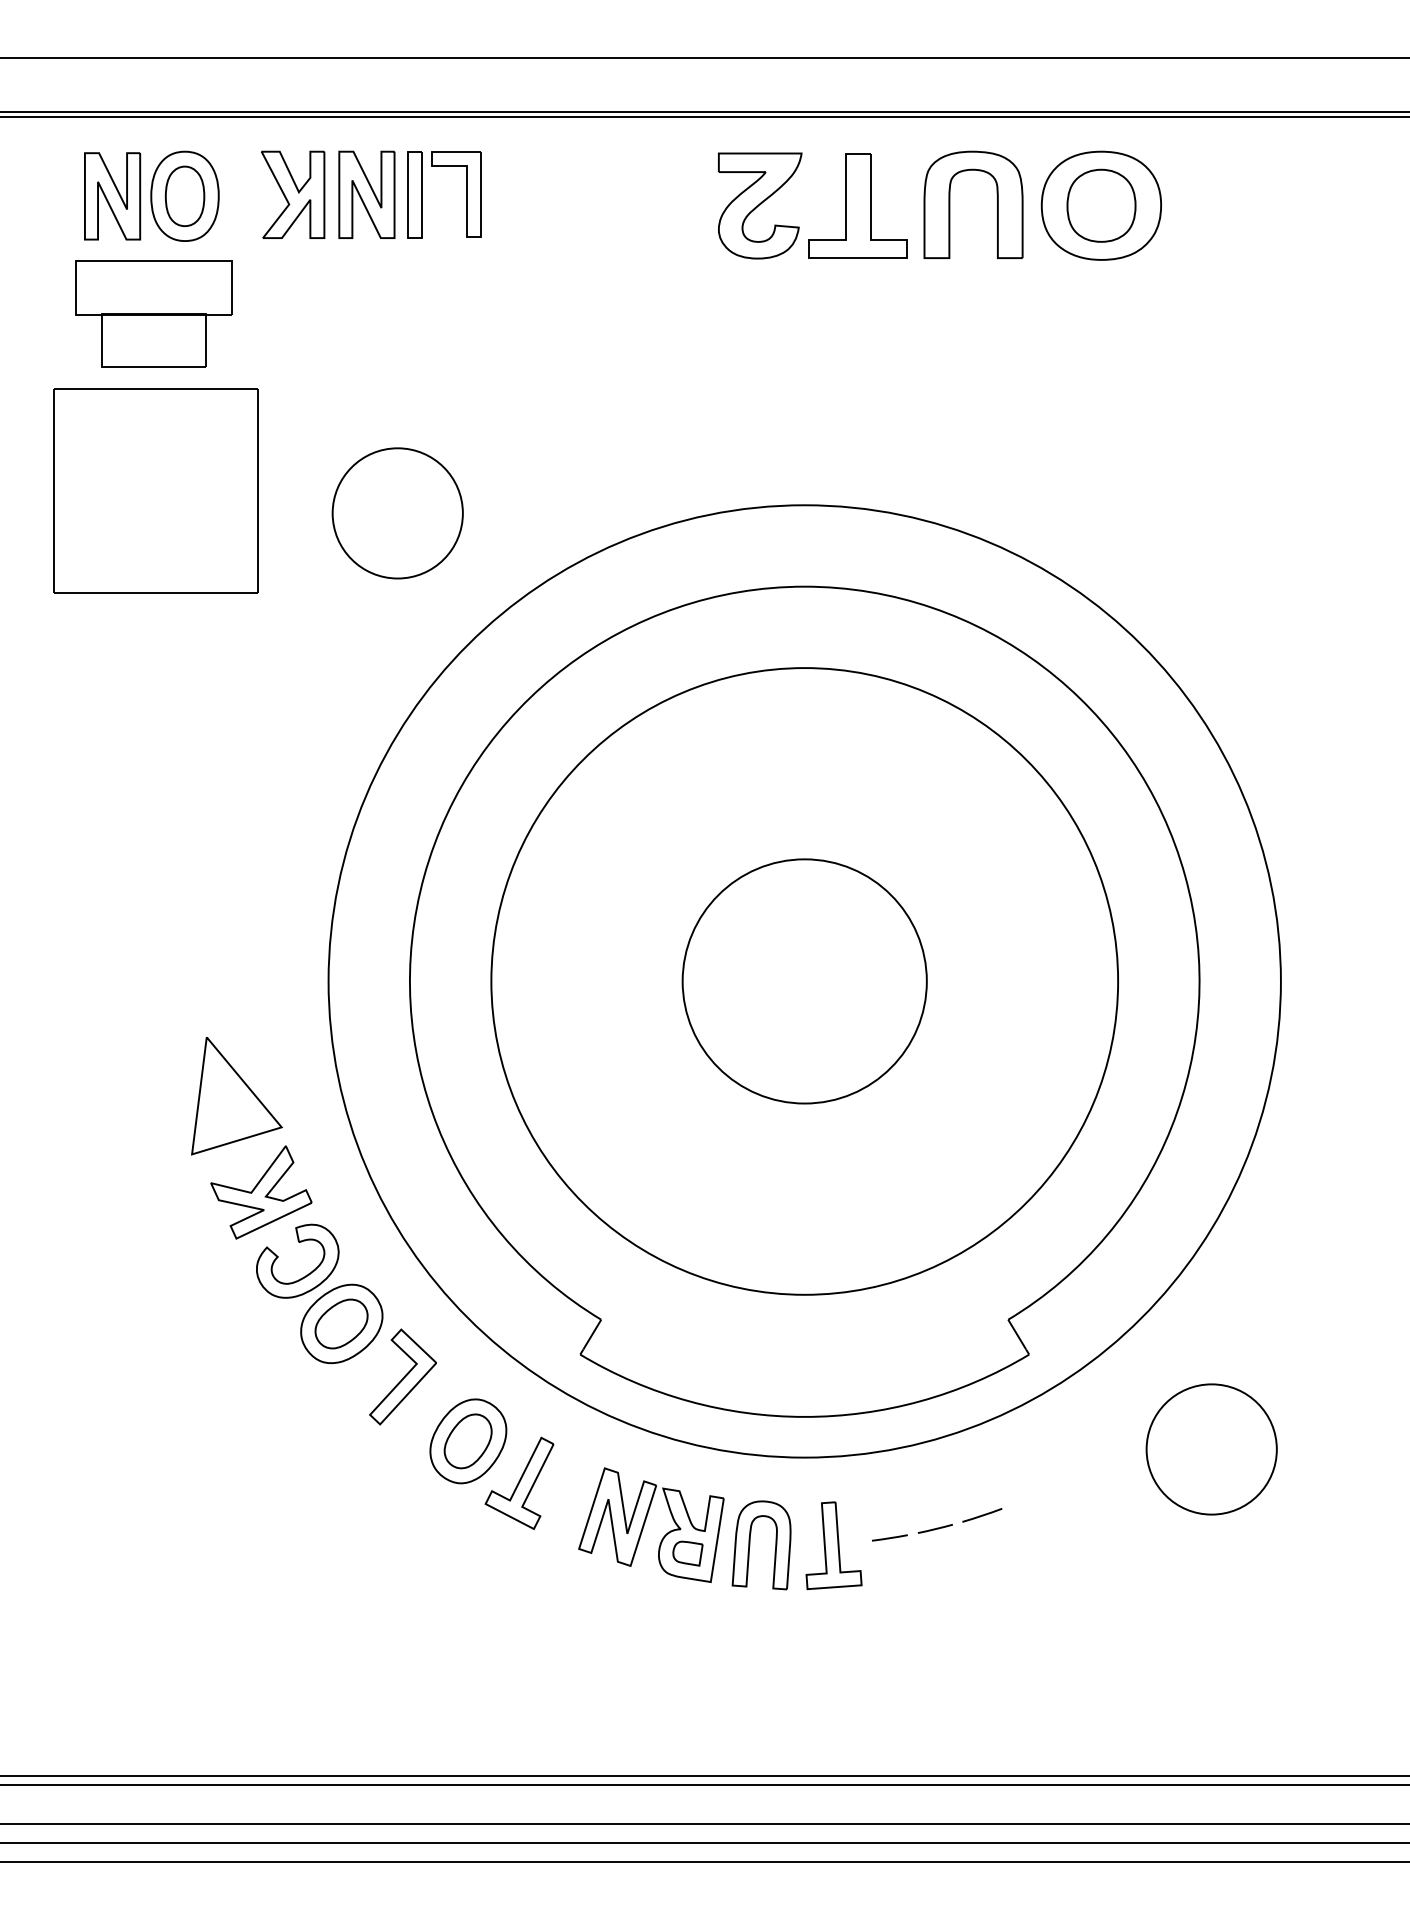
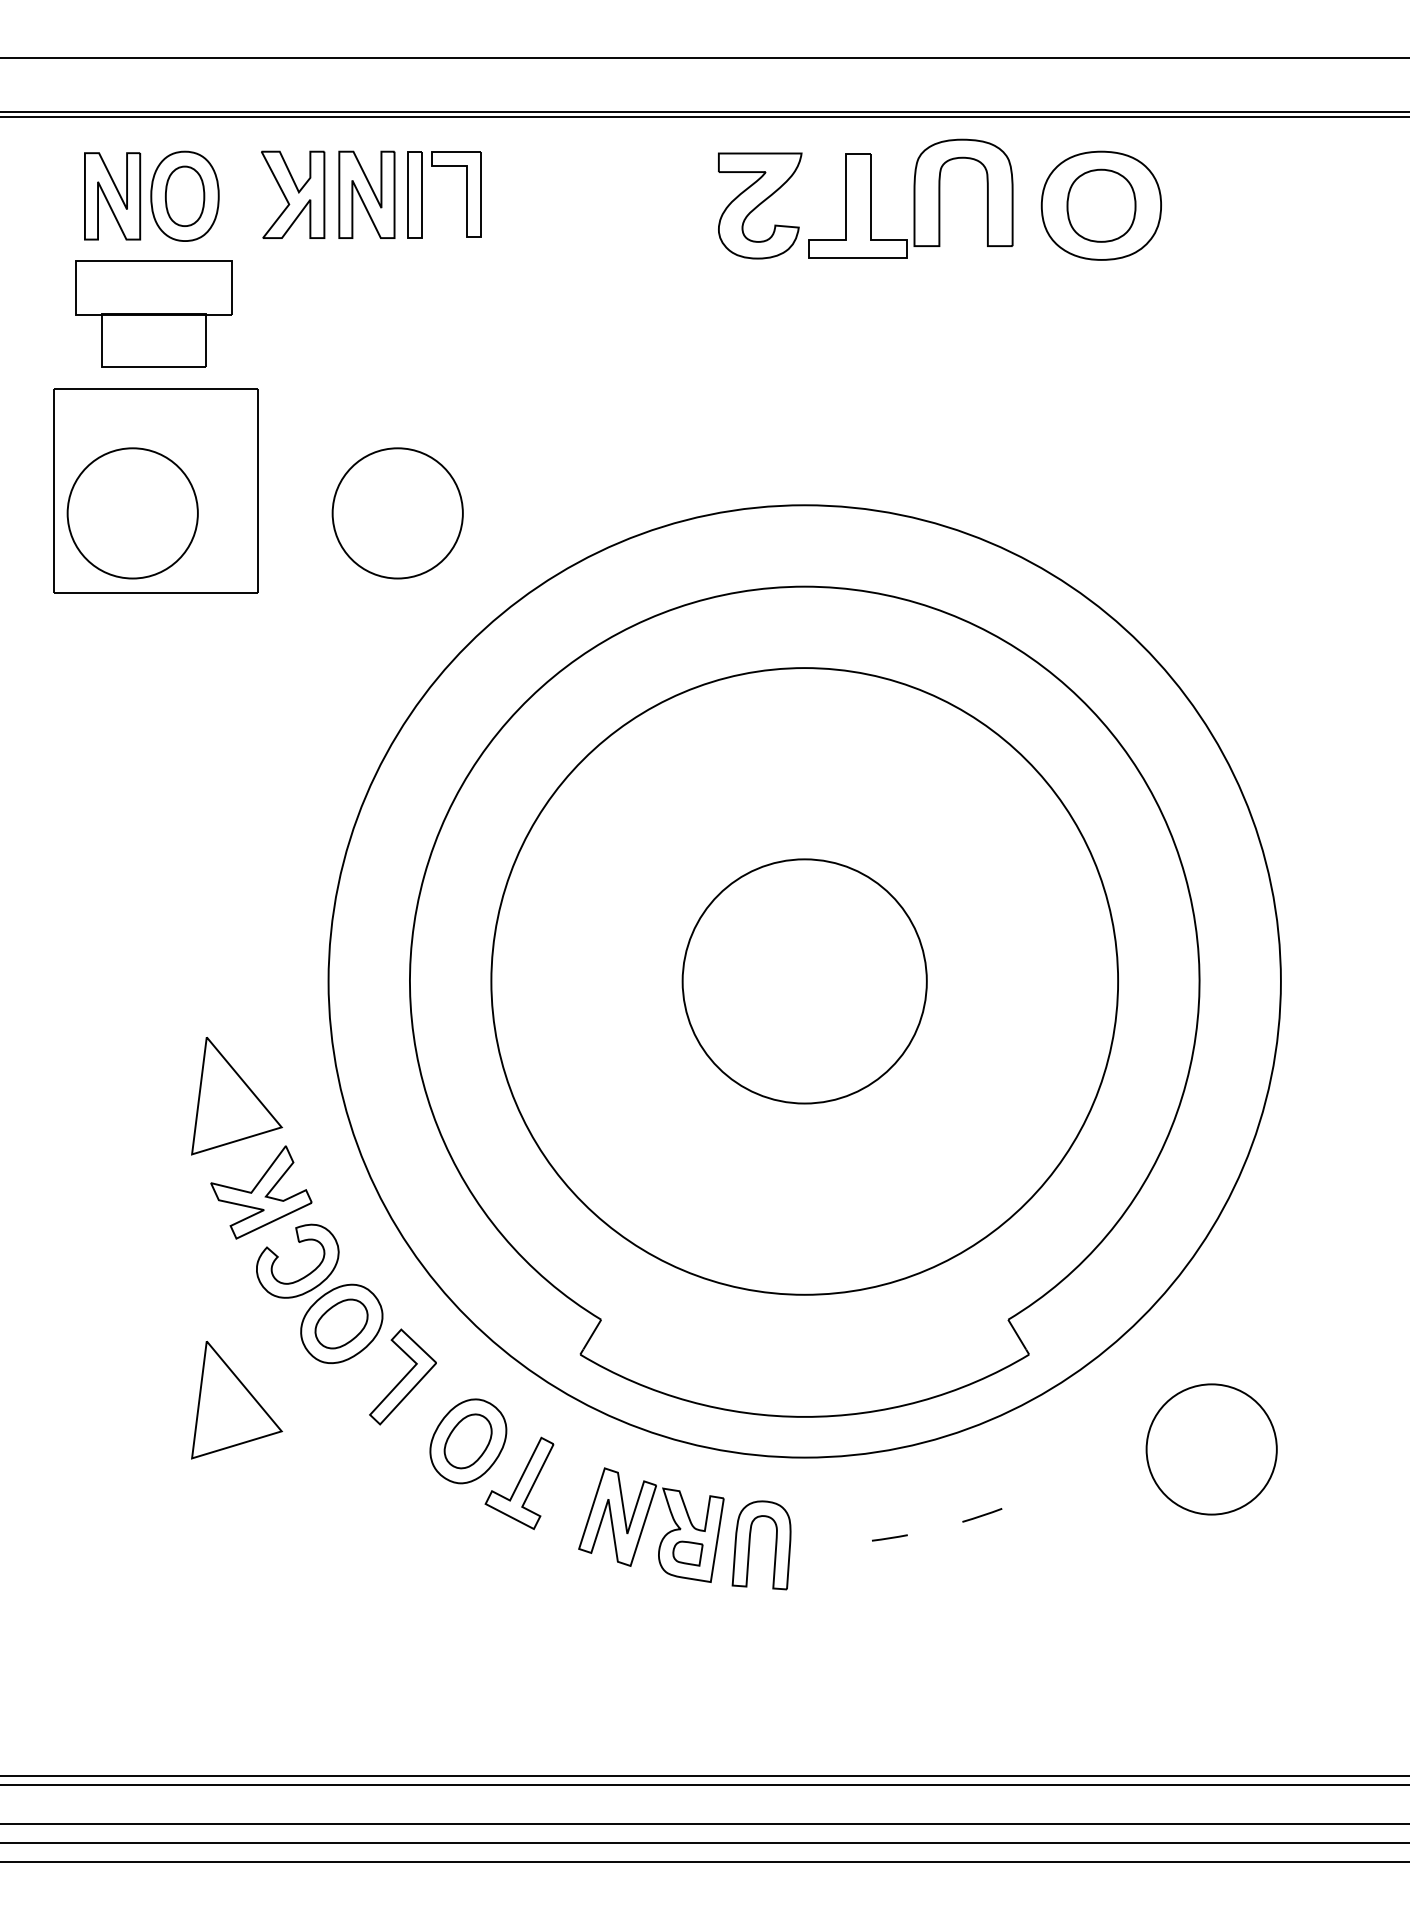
part position: (950, 204) -> (940, 192) (940, 192)
part: none -> present (132, 513)
part: none -> present (236, 1400)
line: present -> none (934, 1528)
part: present -> none (833, 1545)
